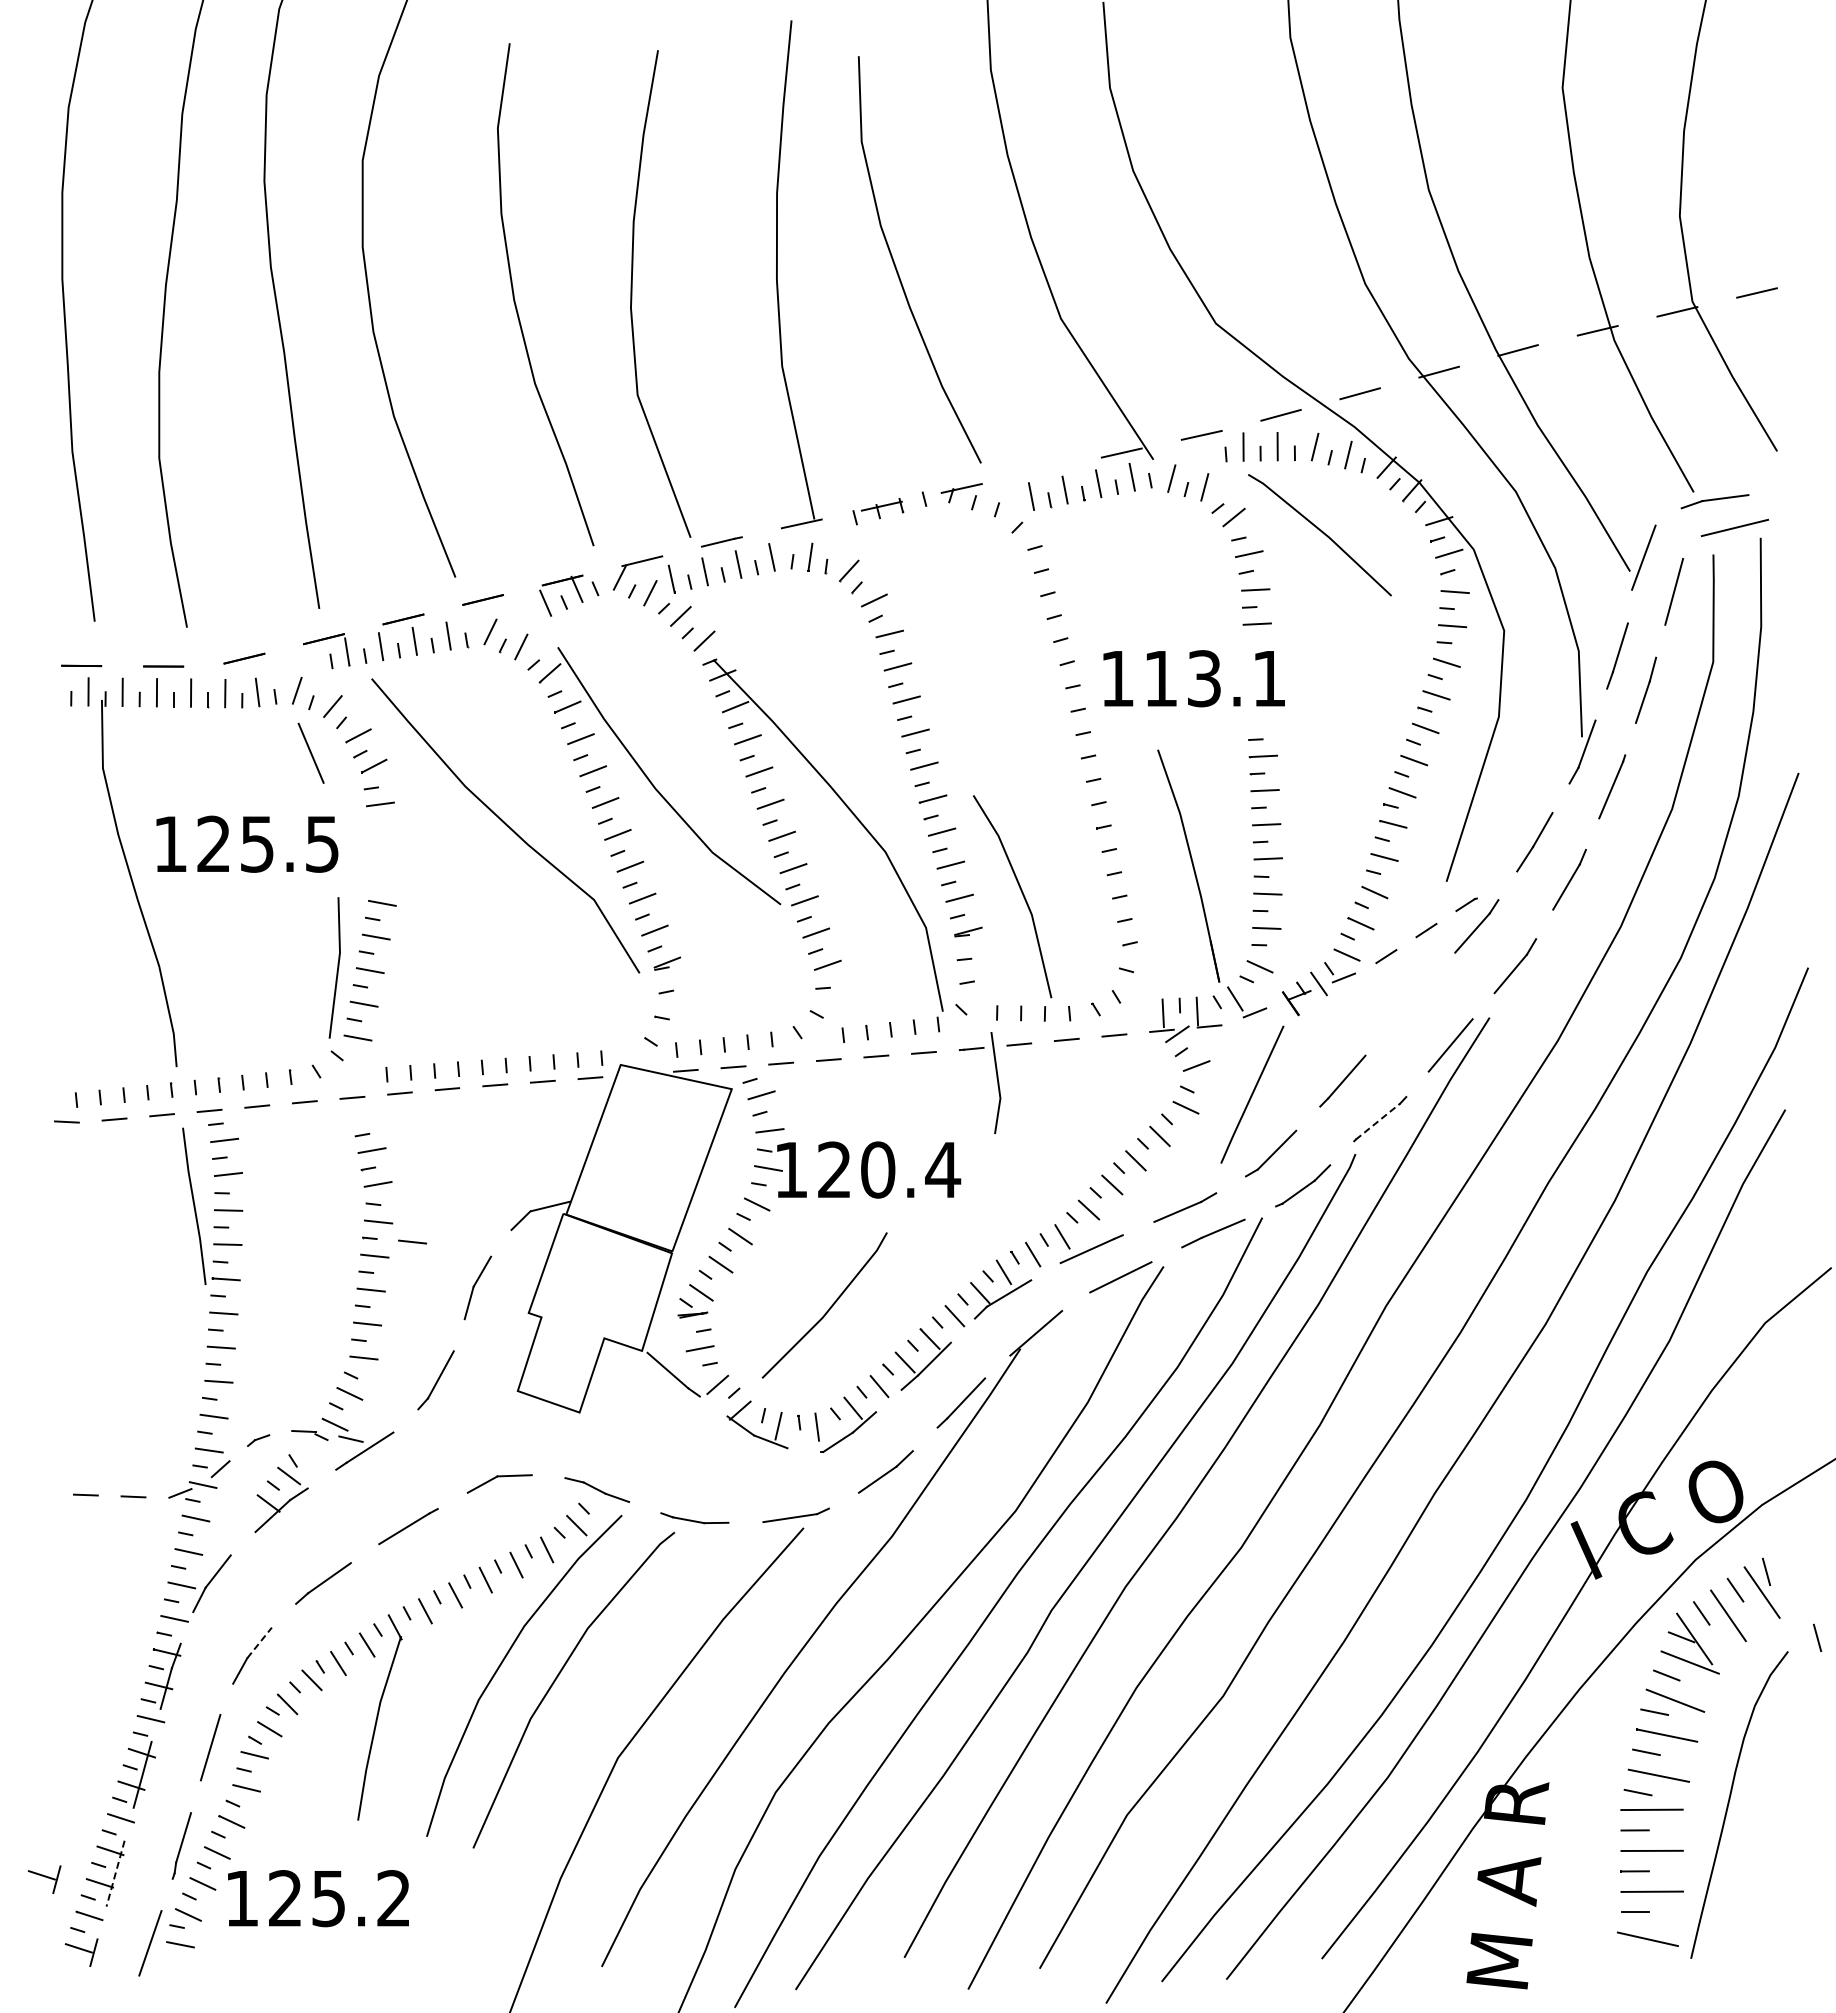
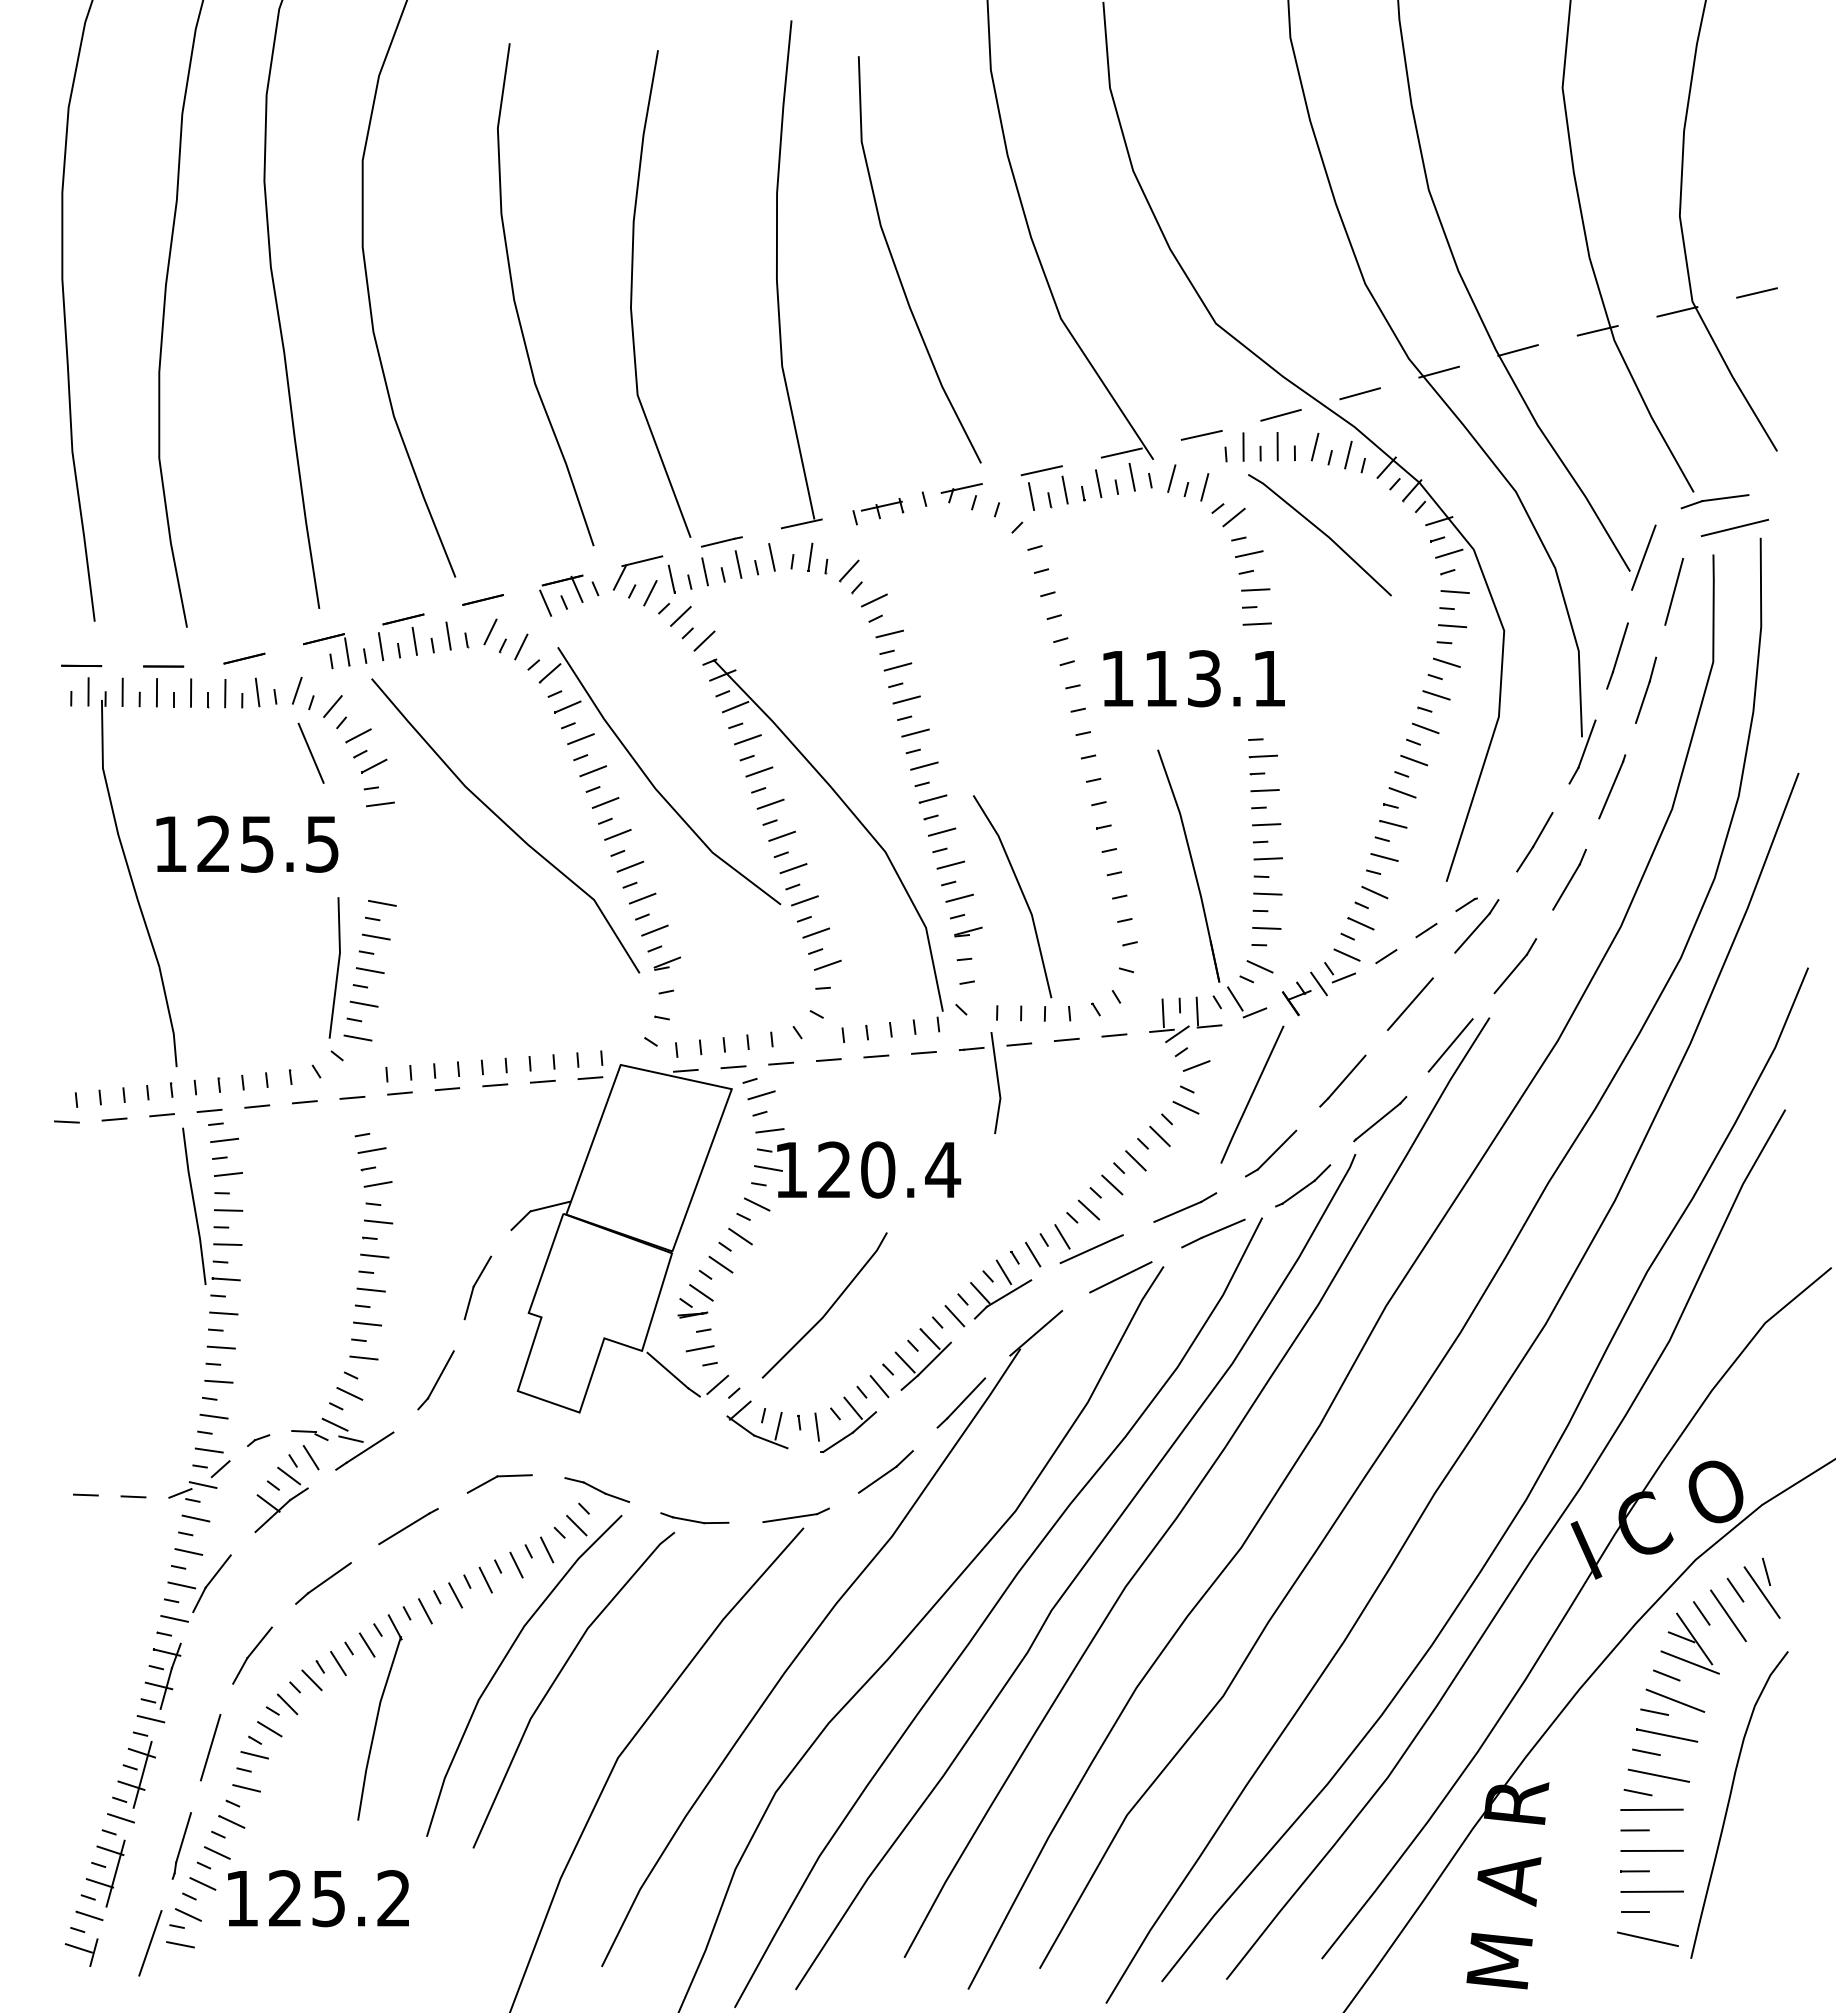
line: none -> present (1041, 470)
line: none -> present (1410, 1003)
line: dashed -> solid (1378, 1121)
line: present -> none (412, 1241)
line: none -> present (310, 1457)
line: present -> none (1817, 1637)
line: dashed -> solid (259, 1642)
line: dashed -> solid (115, 1874)
part: present -> none (44, 1879)
